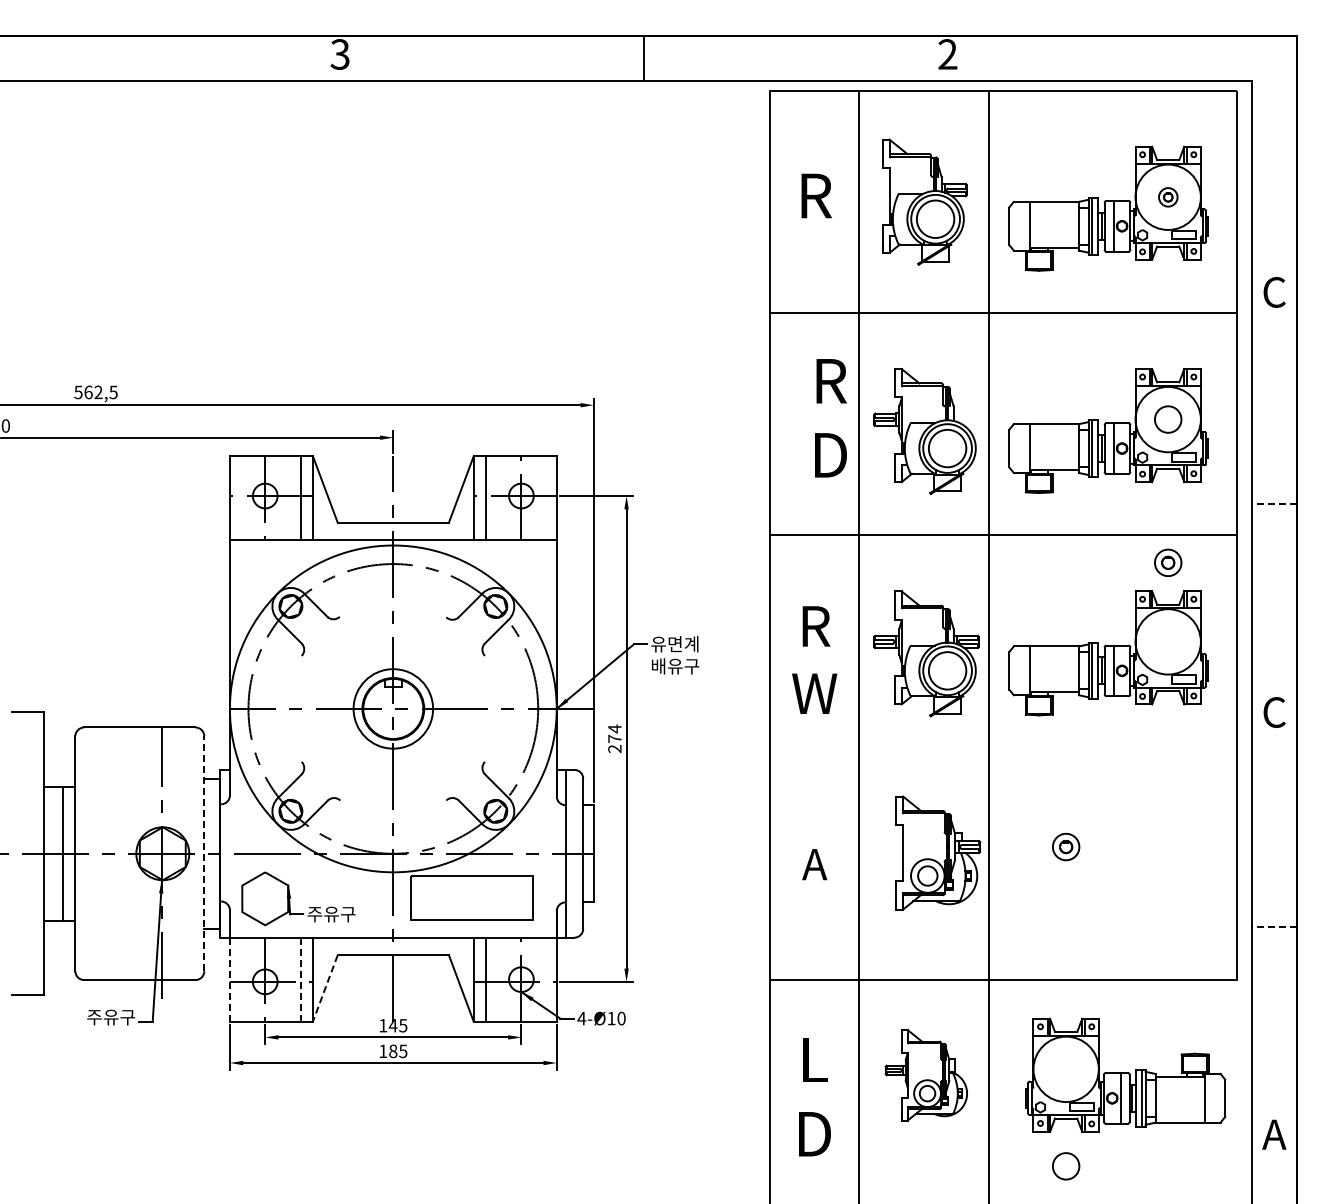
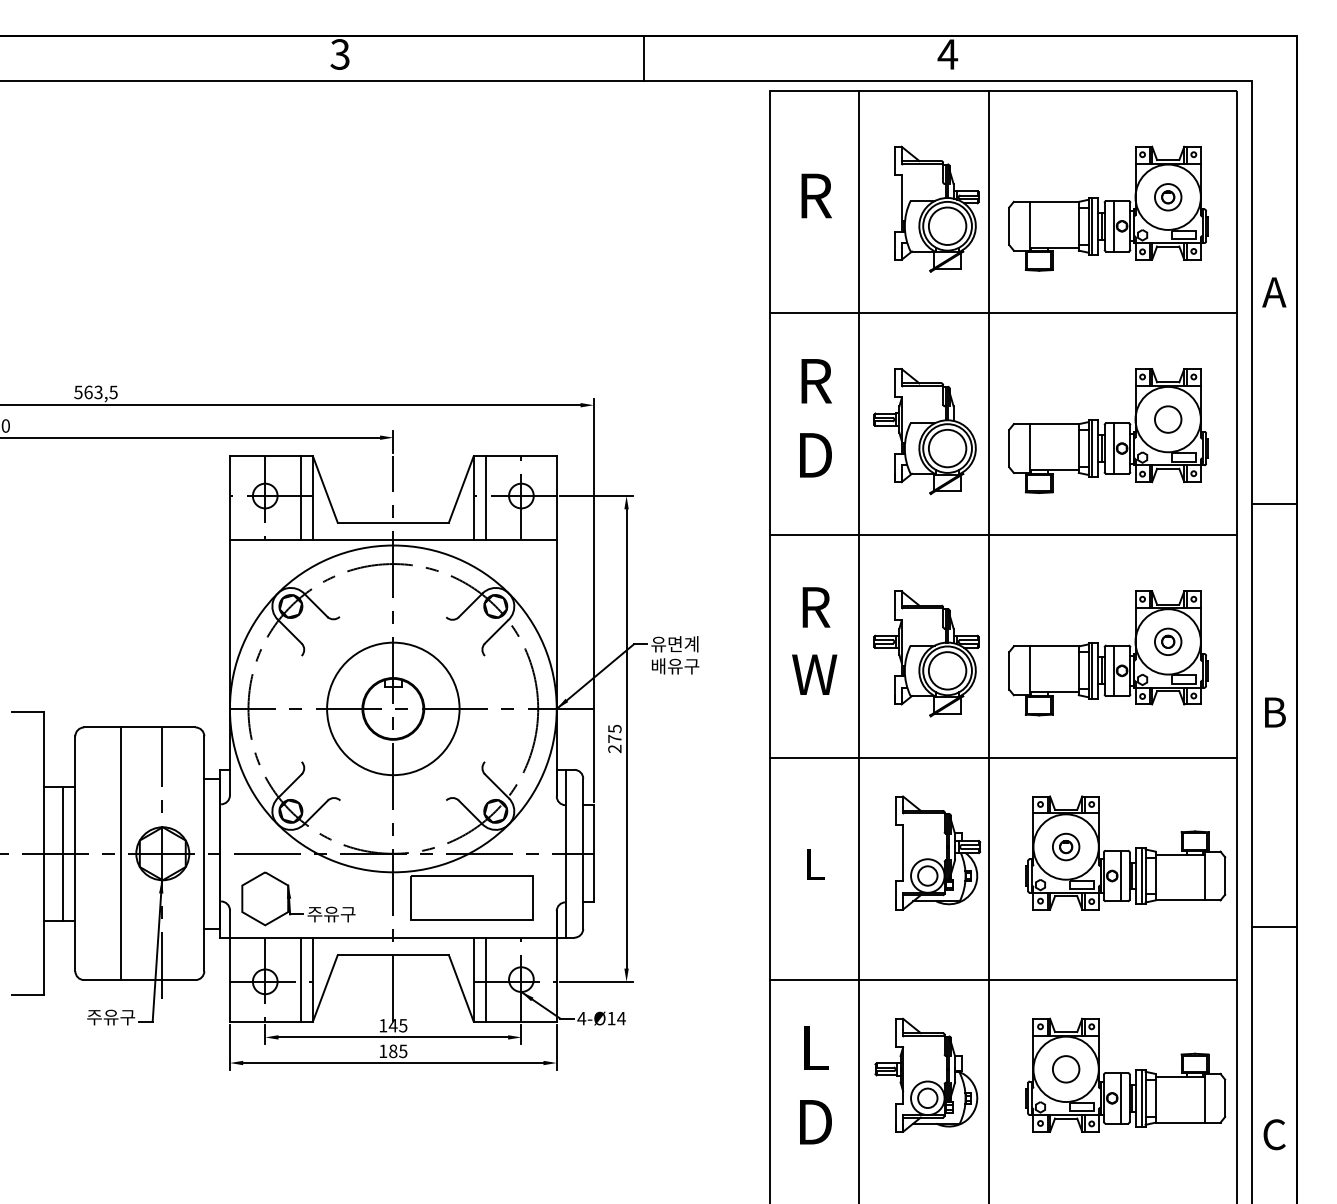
text: 2 -> 4 (947, 54)
part size: 21x21 px -> 29x29 px (1168, 197)
part position: (924, 201) -> (936, 208) (936, 208)
text: C -> A (1274, 292)
text: 562,5 -> 563,5 (98, 392)
text position: (830, 418) -> (815, 418) (815, 418)
line: dashed -> solid (1273, 504)
part position: (1168, 562) -> (1168, 641) (1168, 641)
text position: (814, 659) -> (814, 640) (814, 640)
circle diameter: 79 px -> 132 px (393, 708)
text: C -> B (1274, 712)
text: 274 -> 275 (614, 728)
line: none -> present (1003, 757)
part: none -> present (1125, 852)
line: none -> present (121, 853)
line: dashed -> solid (204, 853)
text: A -> L (814, 864)
line: dashed -> solid (1273, 927)
line: dashed -> solid (229, 979)
line: dashed -> solid (300, 979)
line: dashed -> solid (325, 988)
text: 4-Ø10 -> 4-Ø14 (621, 1018)
part size: 84x93 px -> 105x116 px (926, 1074)
line: none -> present (1237, 1089)
text position: (814, 1097) -> (815, 1085) (815, 1085)
text: A -> C (1274, 1134)
circle position: (1066, 1166) -> (1066, 1069) (1066, 1069)
